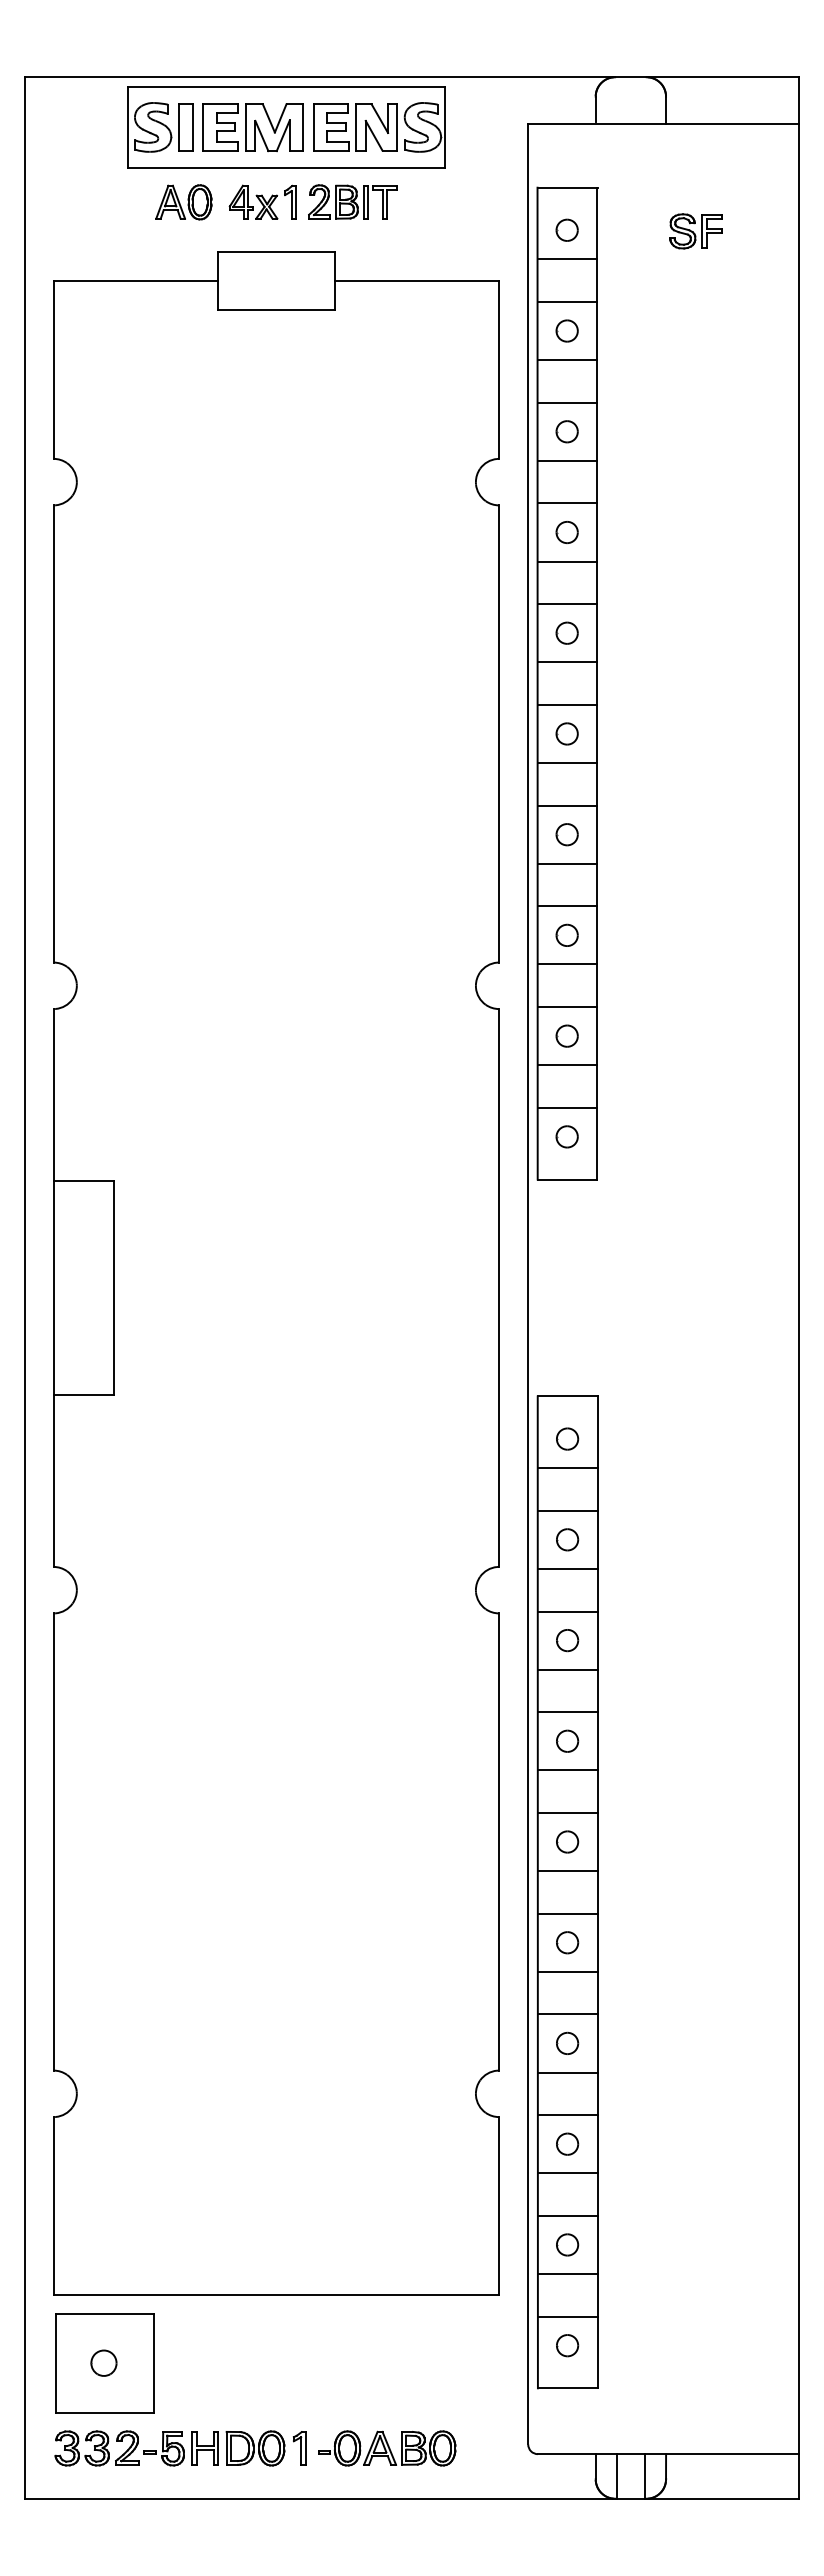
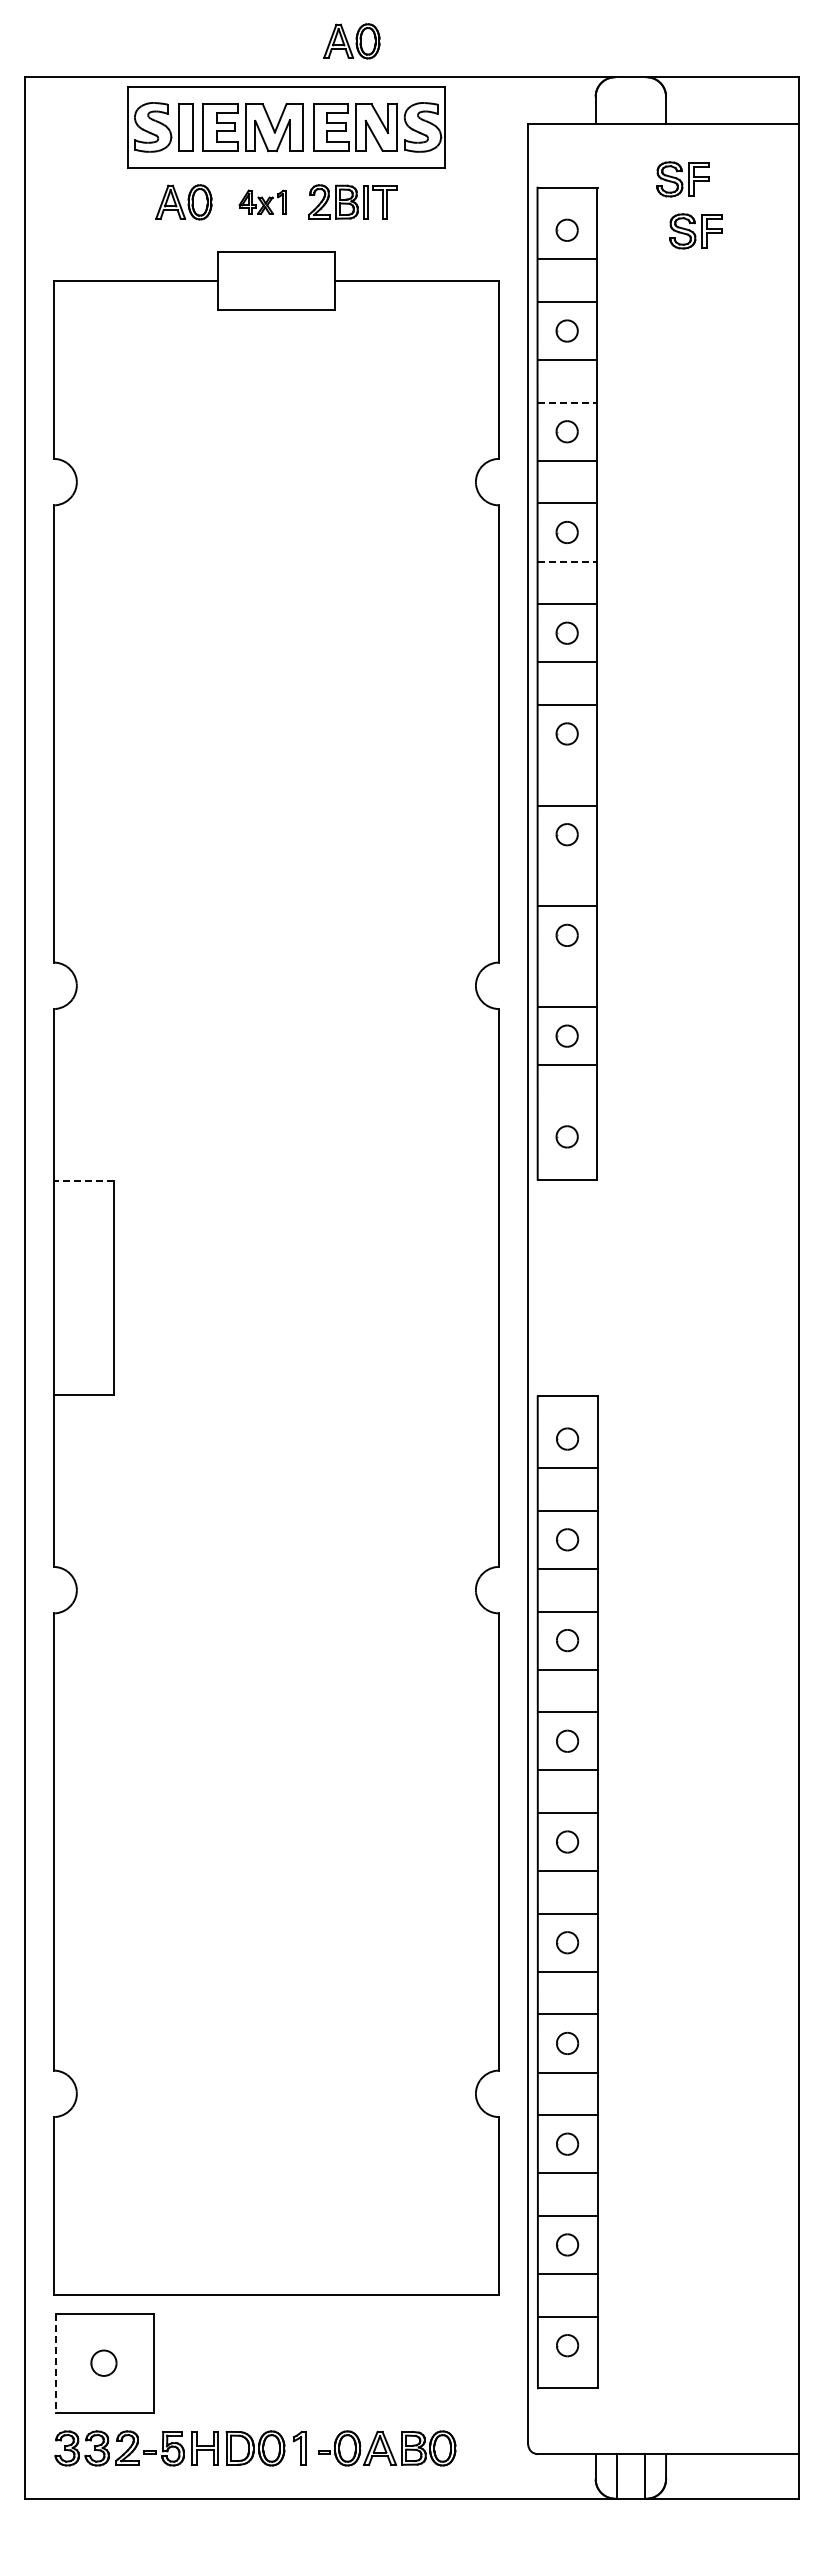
part: none -> present (351, 41)
part: none -> present (682, 179)
part size: 69x36 px -> 49x26 px (262, 201)
line: solid -> dashed (567, 402)
line: solid -> dashed (567, 561)
line: present -> none (567, 763)
line: present -> none (567, 863)
line: present -> none (567, 964)
line: present -> none (567, 1107)
line: solid -> dashed (83, 1181)
line: solid -> dashed (55, 2363)
